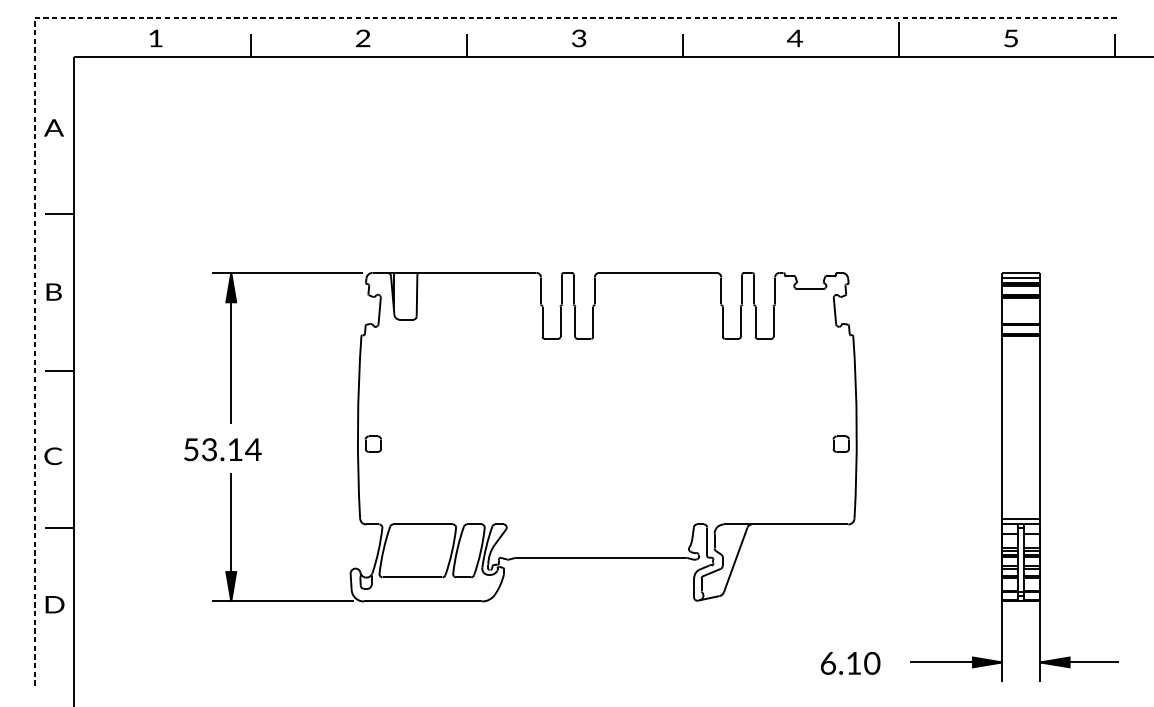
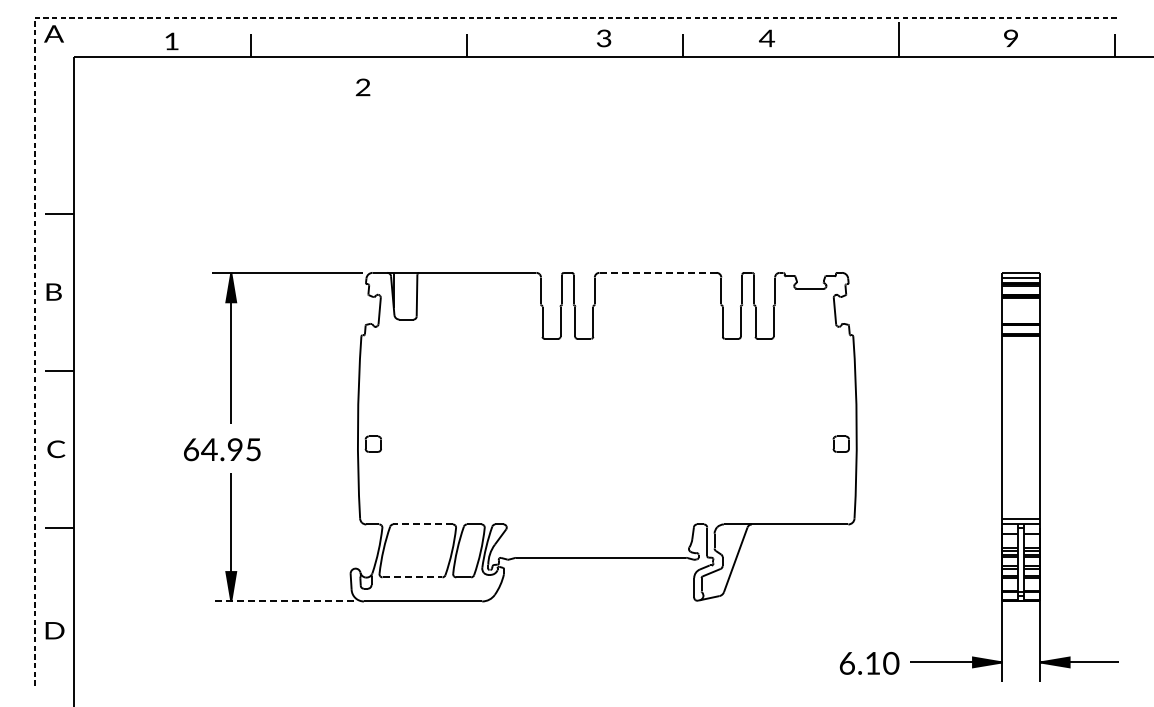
text position: (155, 38) -> (171, 41) (171, 41)
text position: (362, 38) -> (362, 87) (362, 87)
text position: (579, 38) -> (604, 38) (604, 38)
text position: (795, 38) -> (767, 38) (767, 38)
text: 5 -> 9 (1010, 38)
text position: (53, 127) -> (53, 33) (53, 33)
line: solid -> dashed (658, 272)
text: 53.14 -> 64.95 (222, 449)
text position: (53, 456) -> (56, 449) (56, 449)
line: solid -> dashed (423, 524)
line: solid -> dashed (412, 577)
line: solid -> dashed (282, 601)
text position: (54, 604) -> (54, 630) (54, 630)
text position: (850, 663) -> (869, 663) (869, 663)
